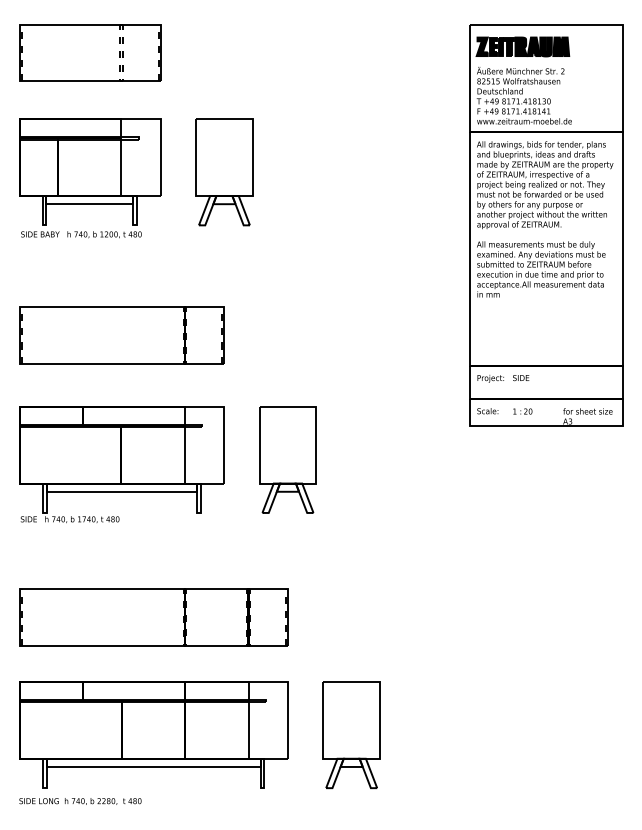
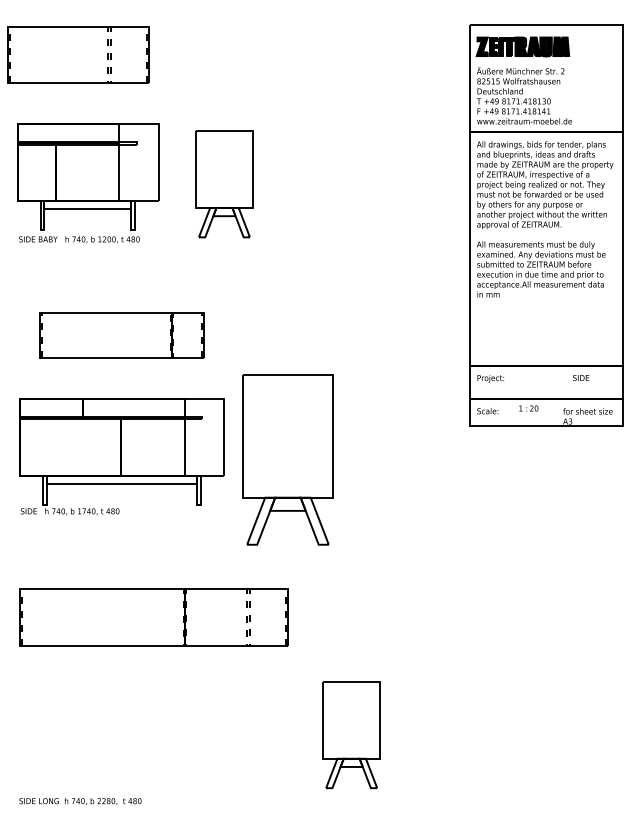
part position: (90, 52) -> (78, 54) (78, 54)
part position: (224, 172) -> (224, 184) (224, 184)
part position: (90, 178) -> (88, 183) (88, 183)
part size: 206x59 px -> 166x47 px (121, 335)
text position: (521, 378) -> (581, 378) (581, 378)
text position: (522, 411) -> (528, 408) (528, 408)
part size: 58x108 px -> 92x172 px (287, 459)
part position: (121, 464) -> (121, 456) (121, 456)
fill: present -> none (248, 617)
part: present -> none (153, 734)
